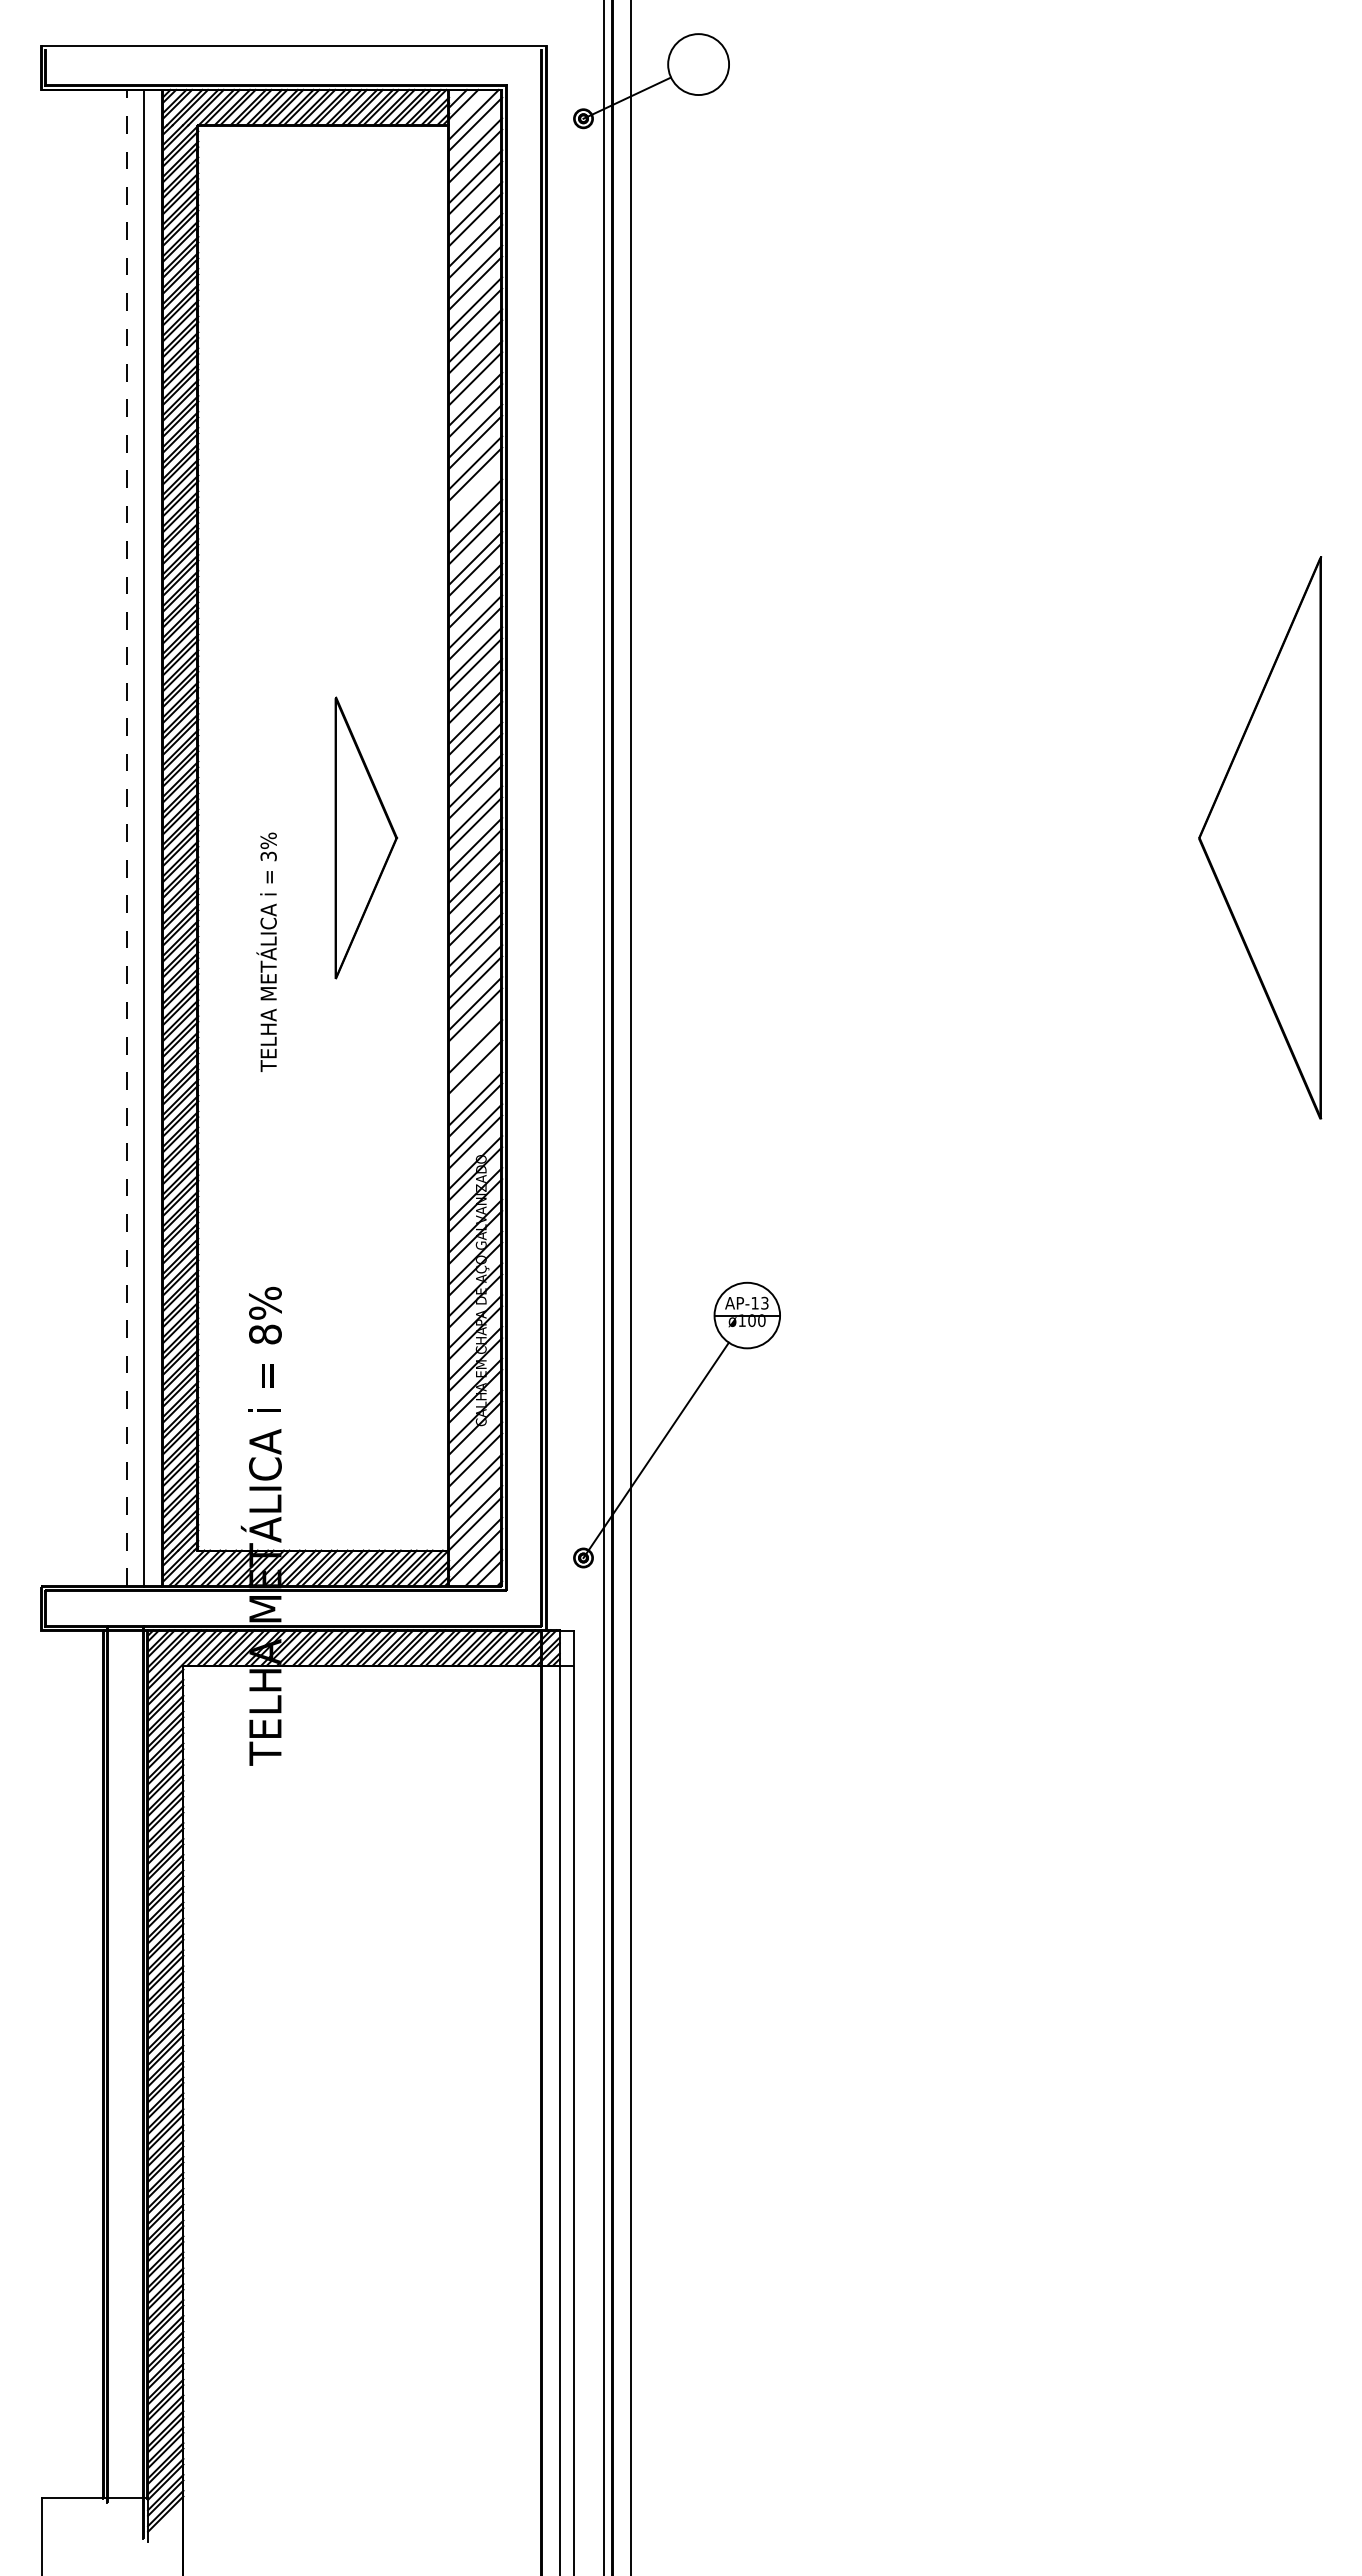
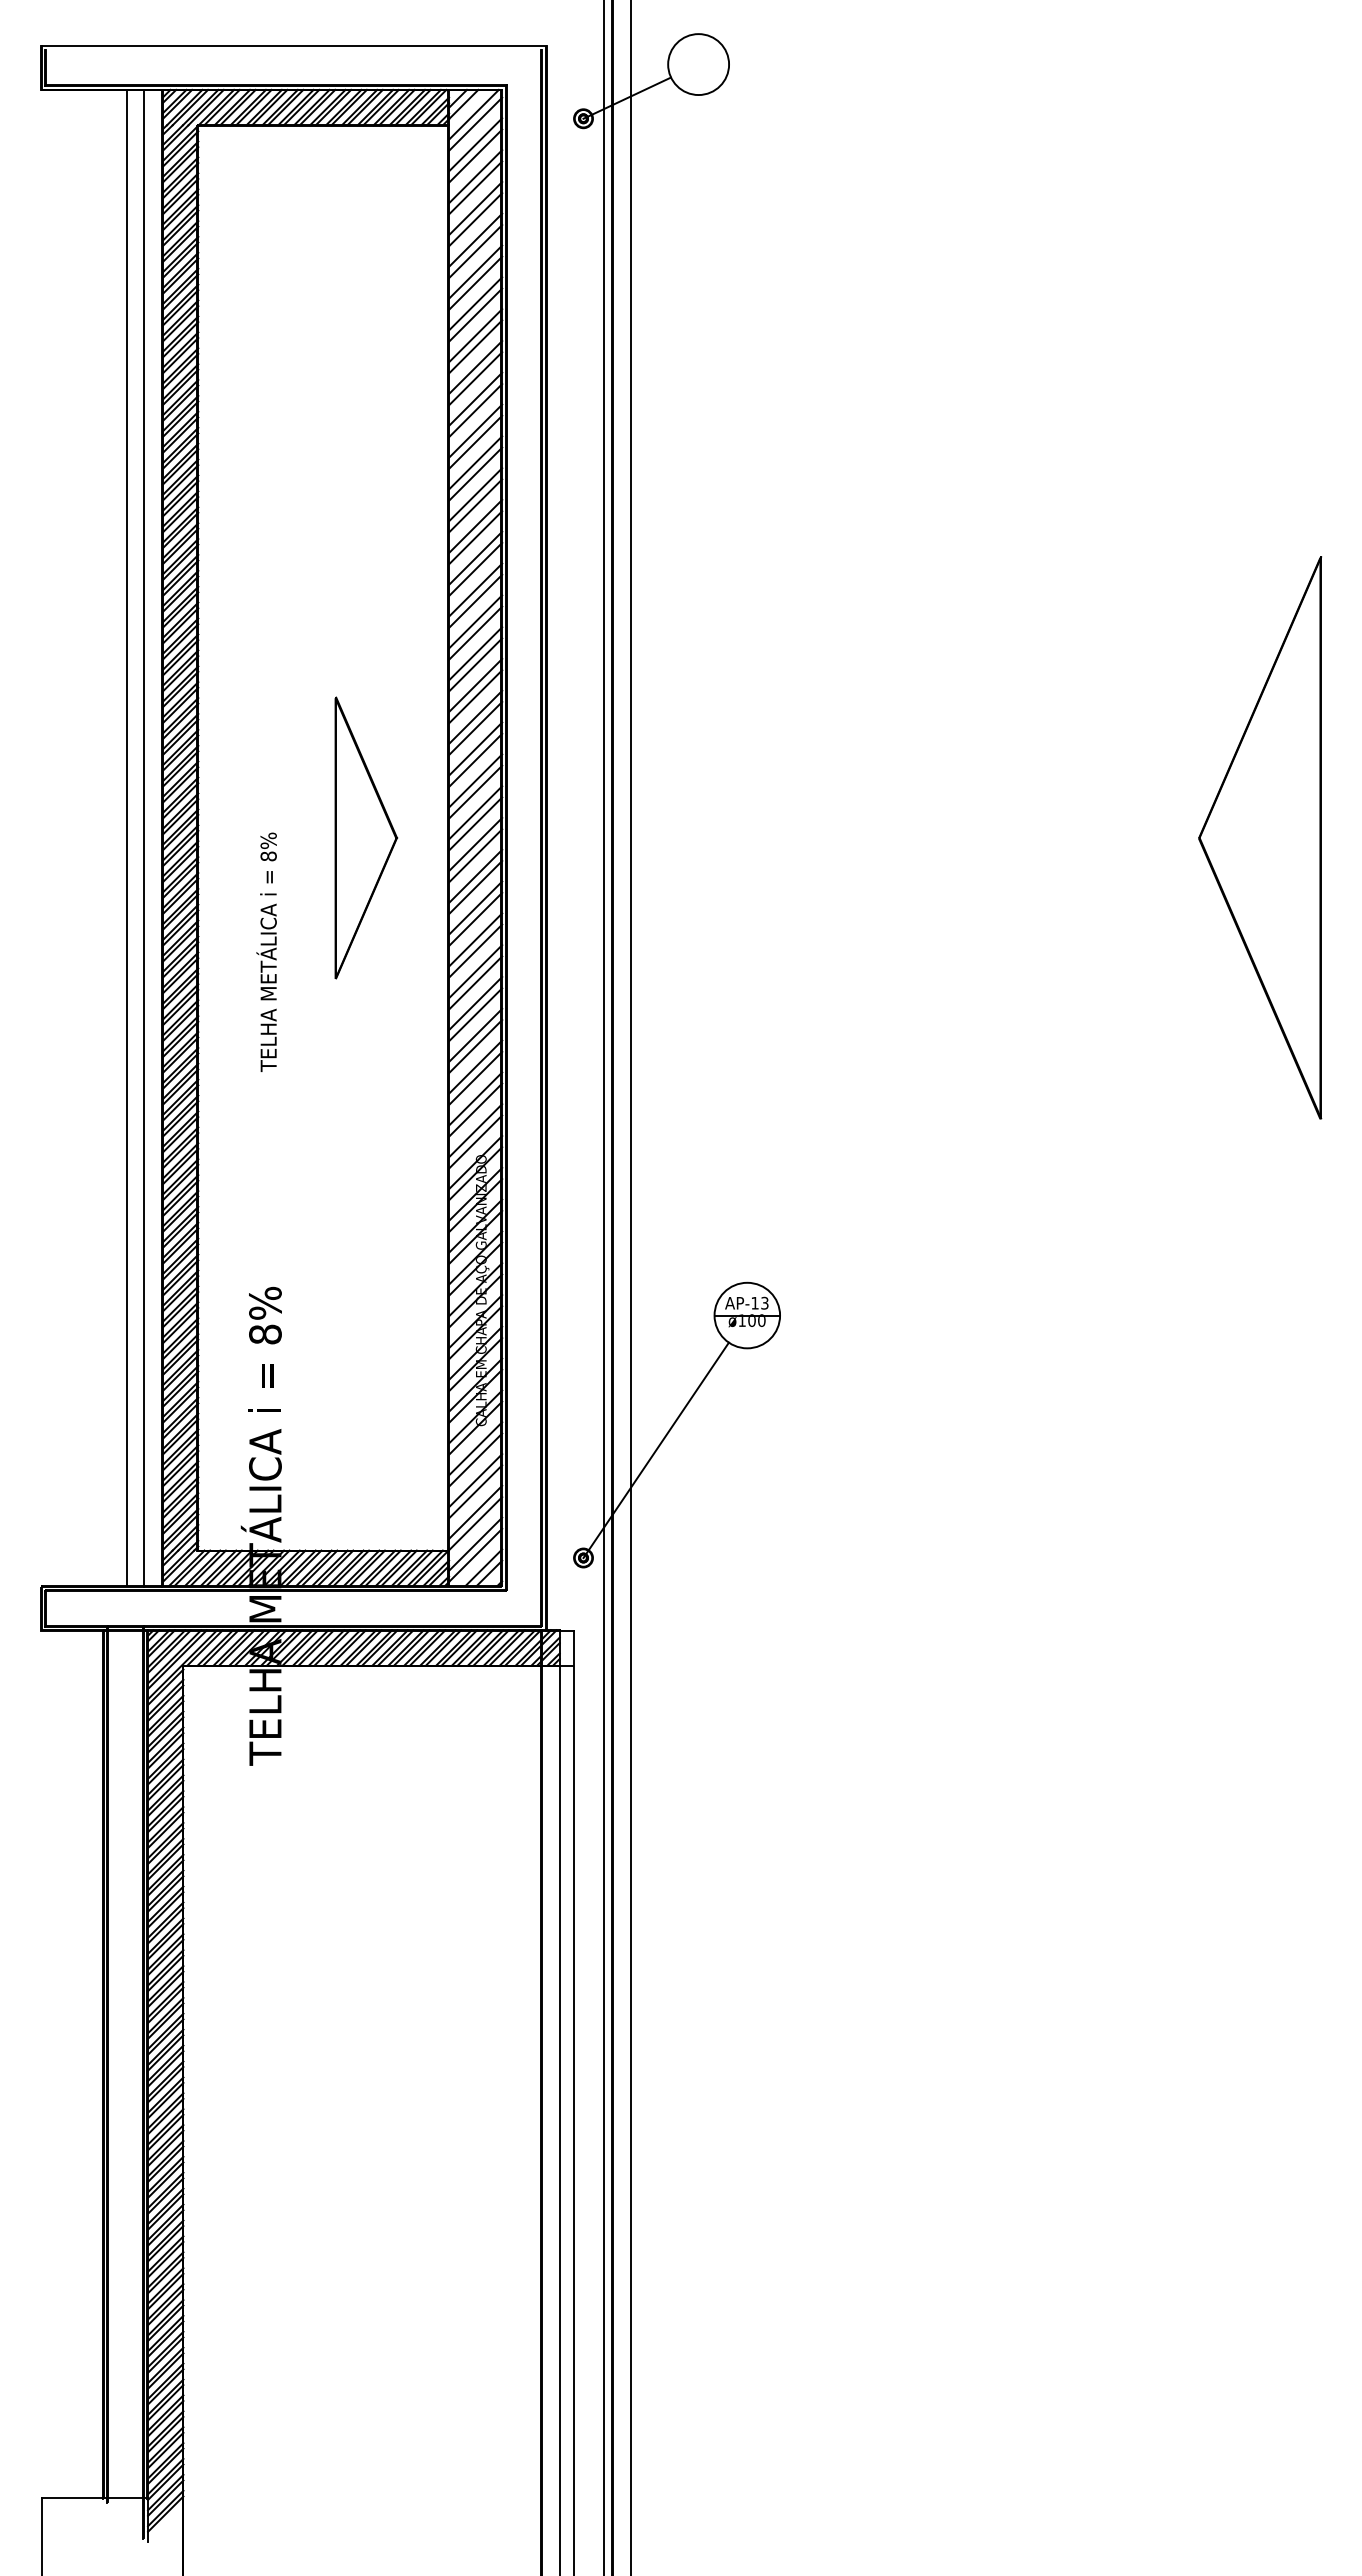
line: none -> present (475, 494)
line: dashed -> solid (127, 837)
text: 3% -> 8% (268, 856)
line: none -> present (475, 1034)
line: none -> present (475, 1078)
